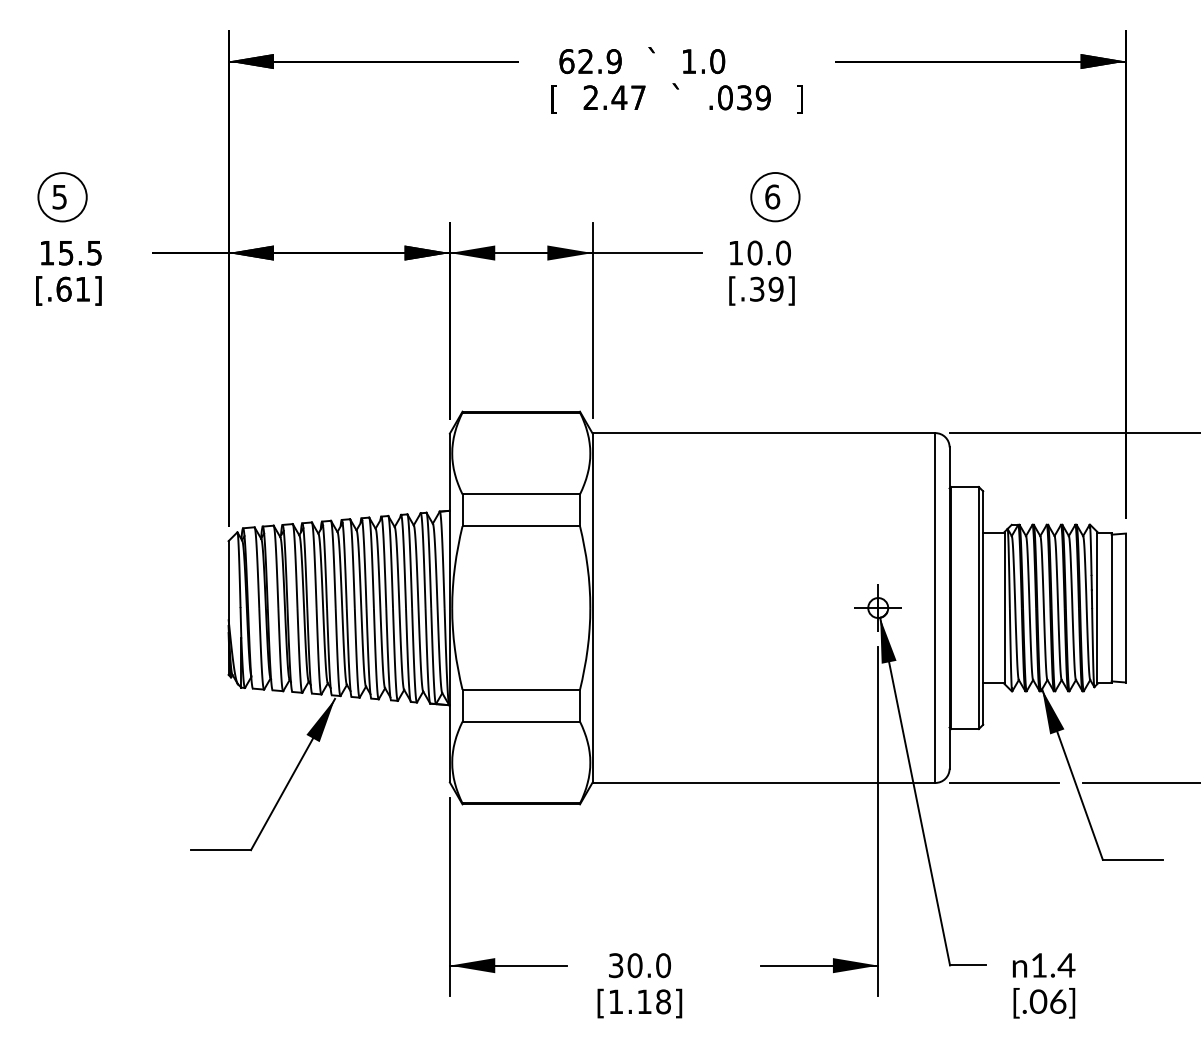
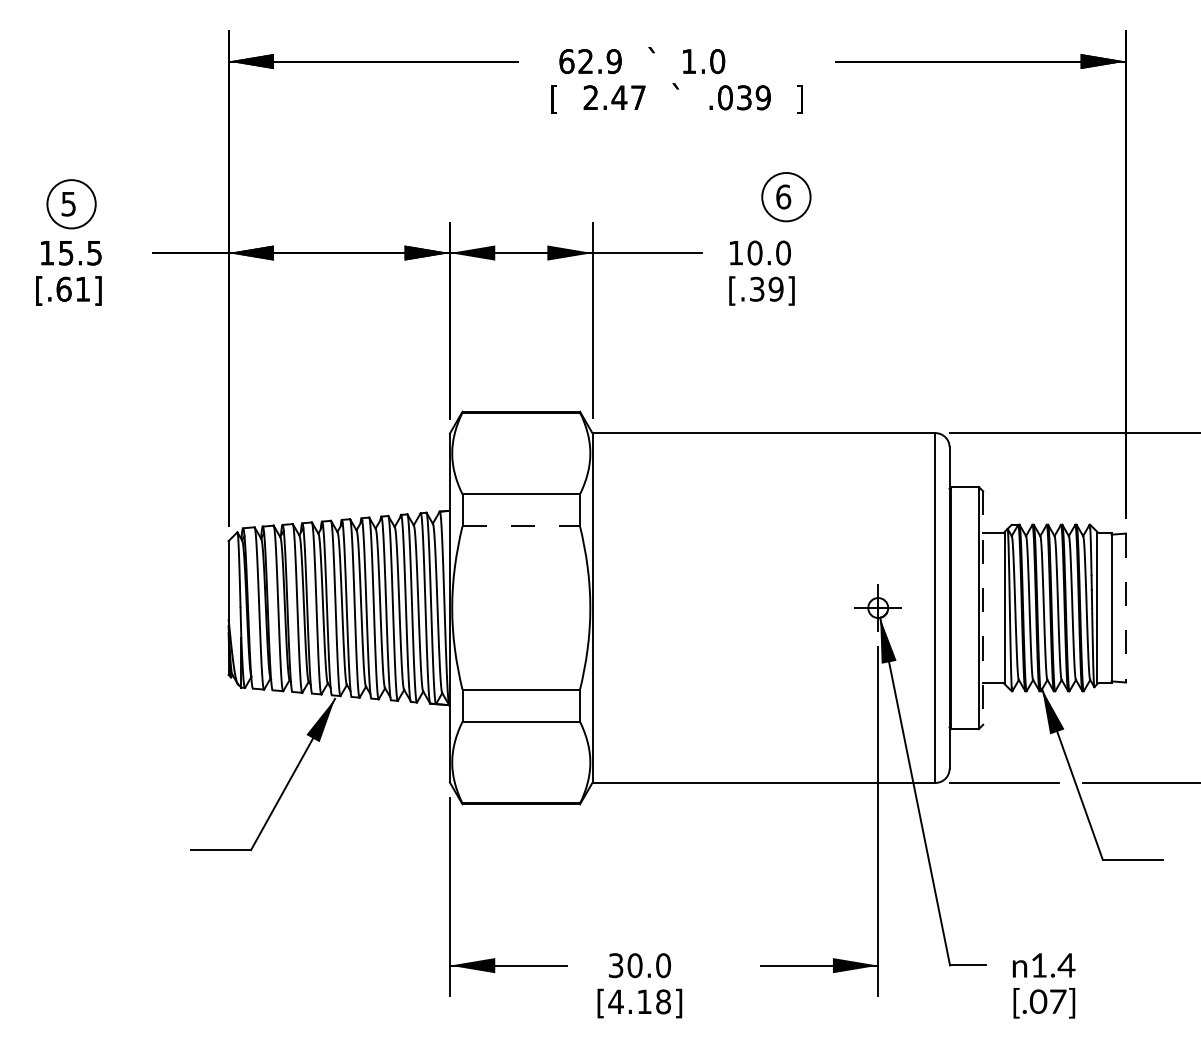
part position: (62, 197) -> (71, 204) (71, 204)
part position: (775, 197) -> (786, 197) (786, 197)
line: solid -> dashed (521, 526)
line: solid -> dashed (983, 608)
line: solid -> dashed (1125, 608)
text: [1.18] -> [4.18] (615, 1001)
text: [.06] -> [.07] (1058, 1001)
